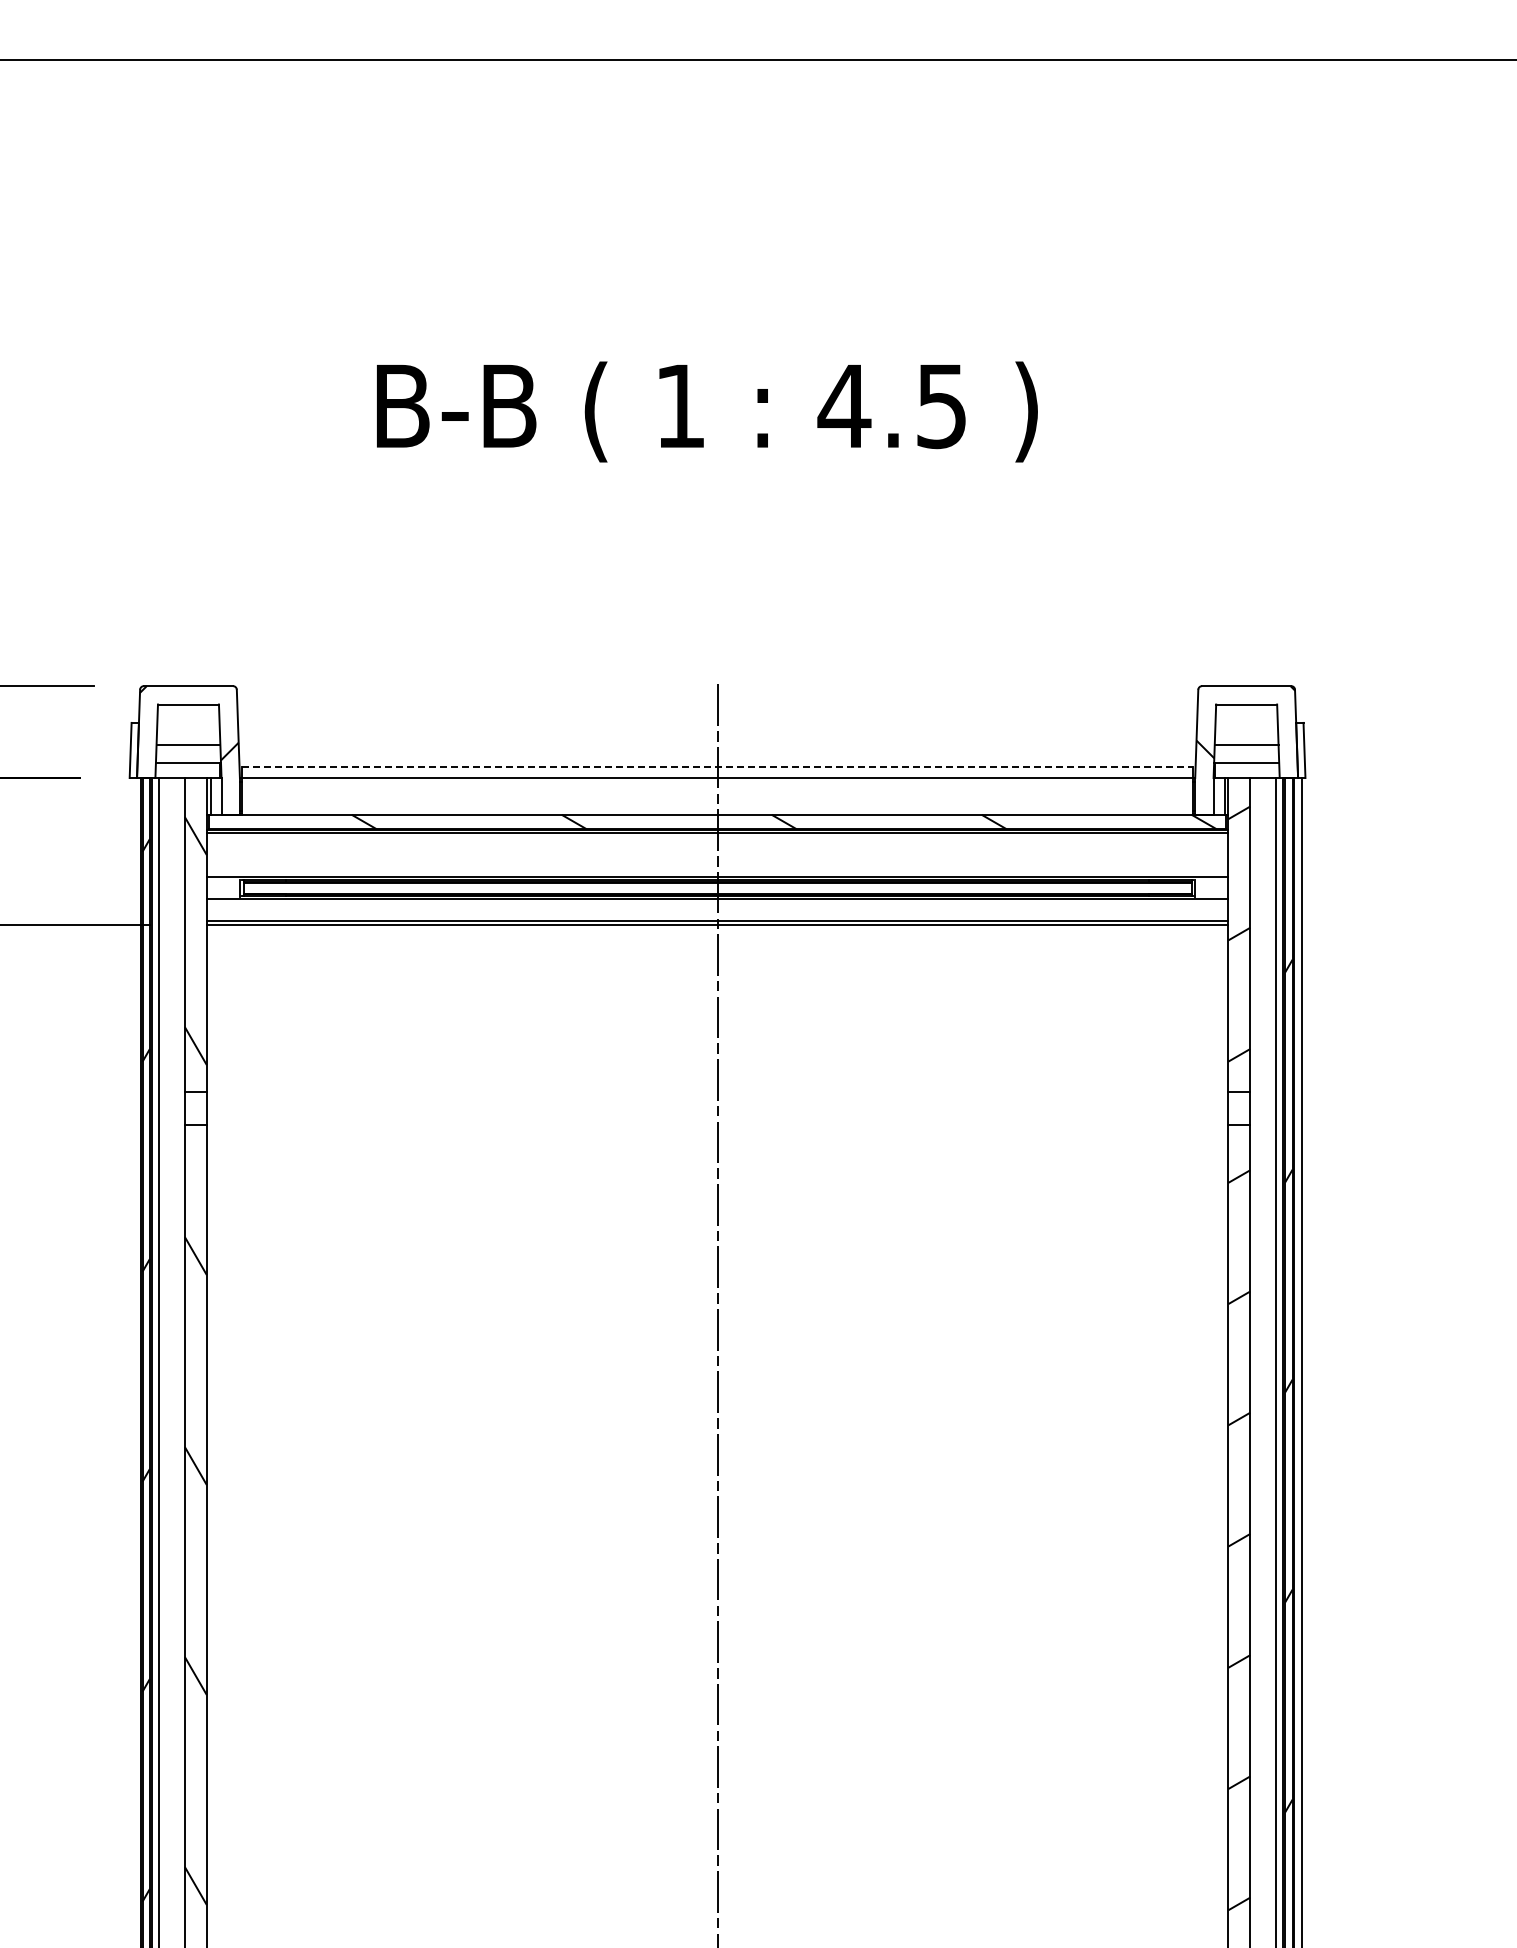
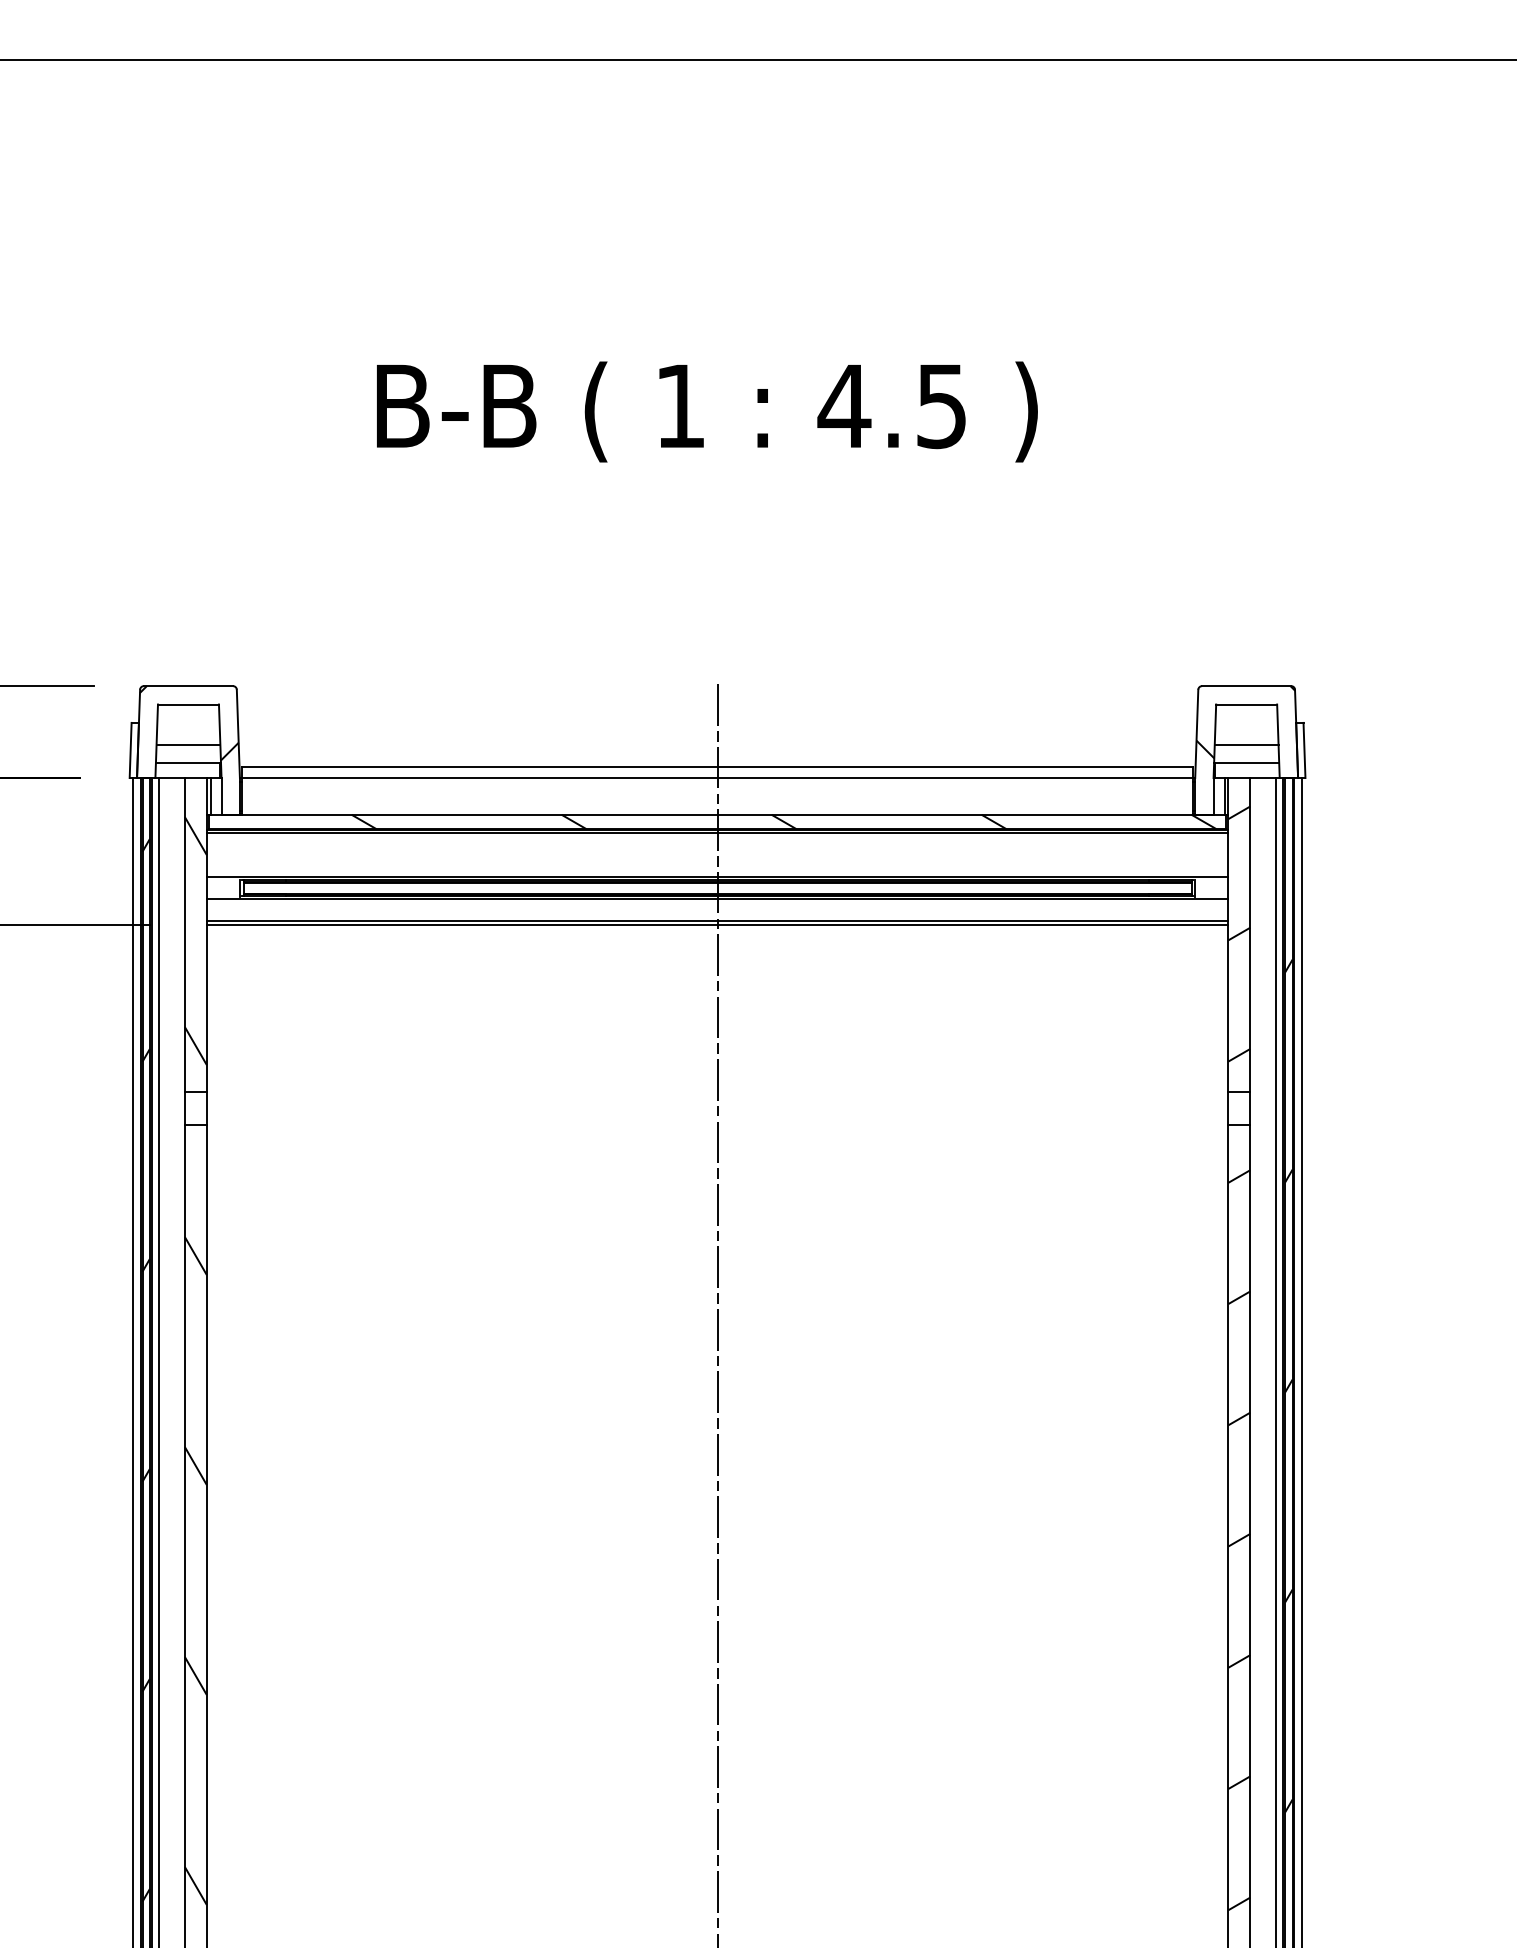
line: dashed -> solid (717, 767)
line: none -> present (133, 1361)
